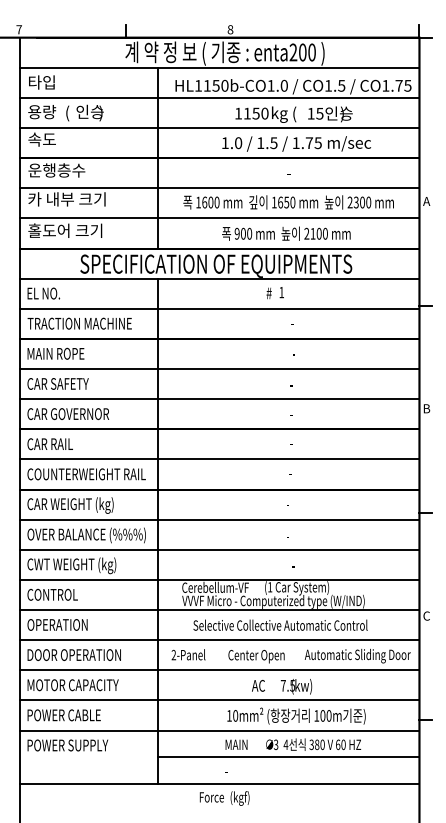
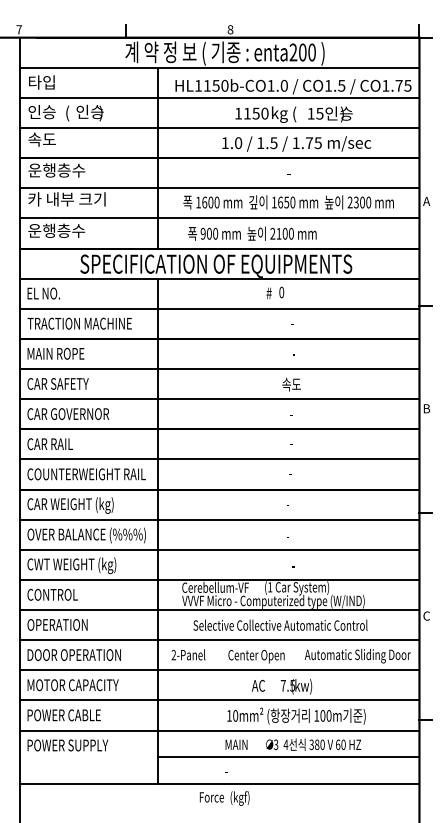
text: 용량 -> 인승 (42, 112)
text: 홀도어 크기 -> 운행층수 (65, 230)
text position: (286, 233) -> (252, 233) (252, 233)
text: 1 -> 0 (281, 292)
text: - -> 속도 (291, 384)
